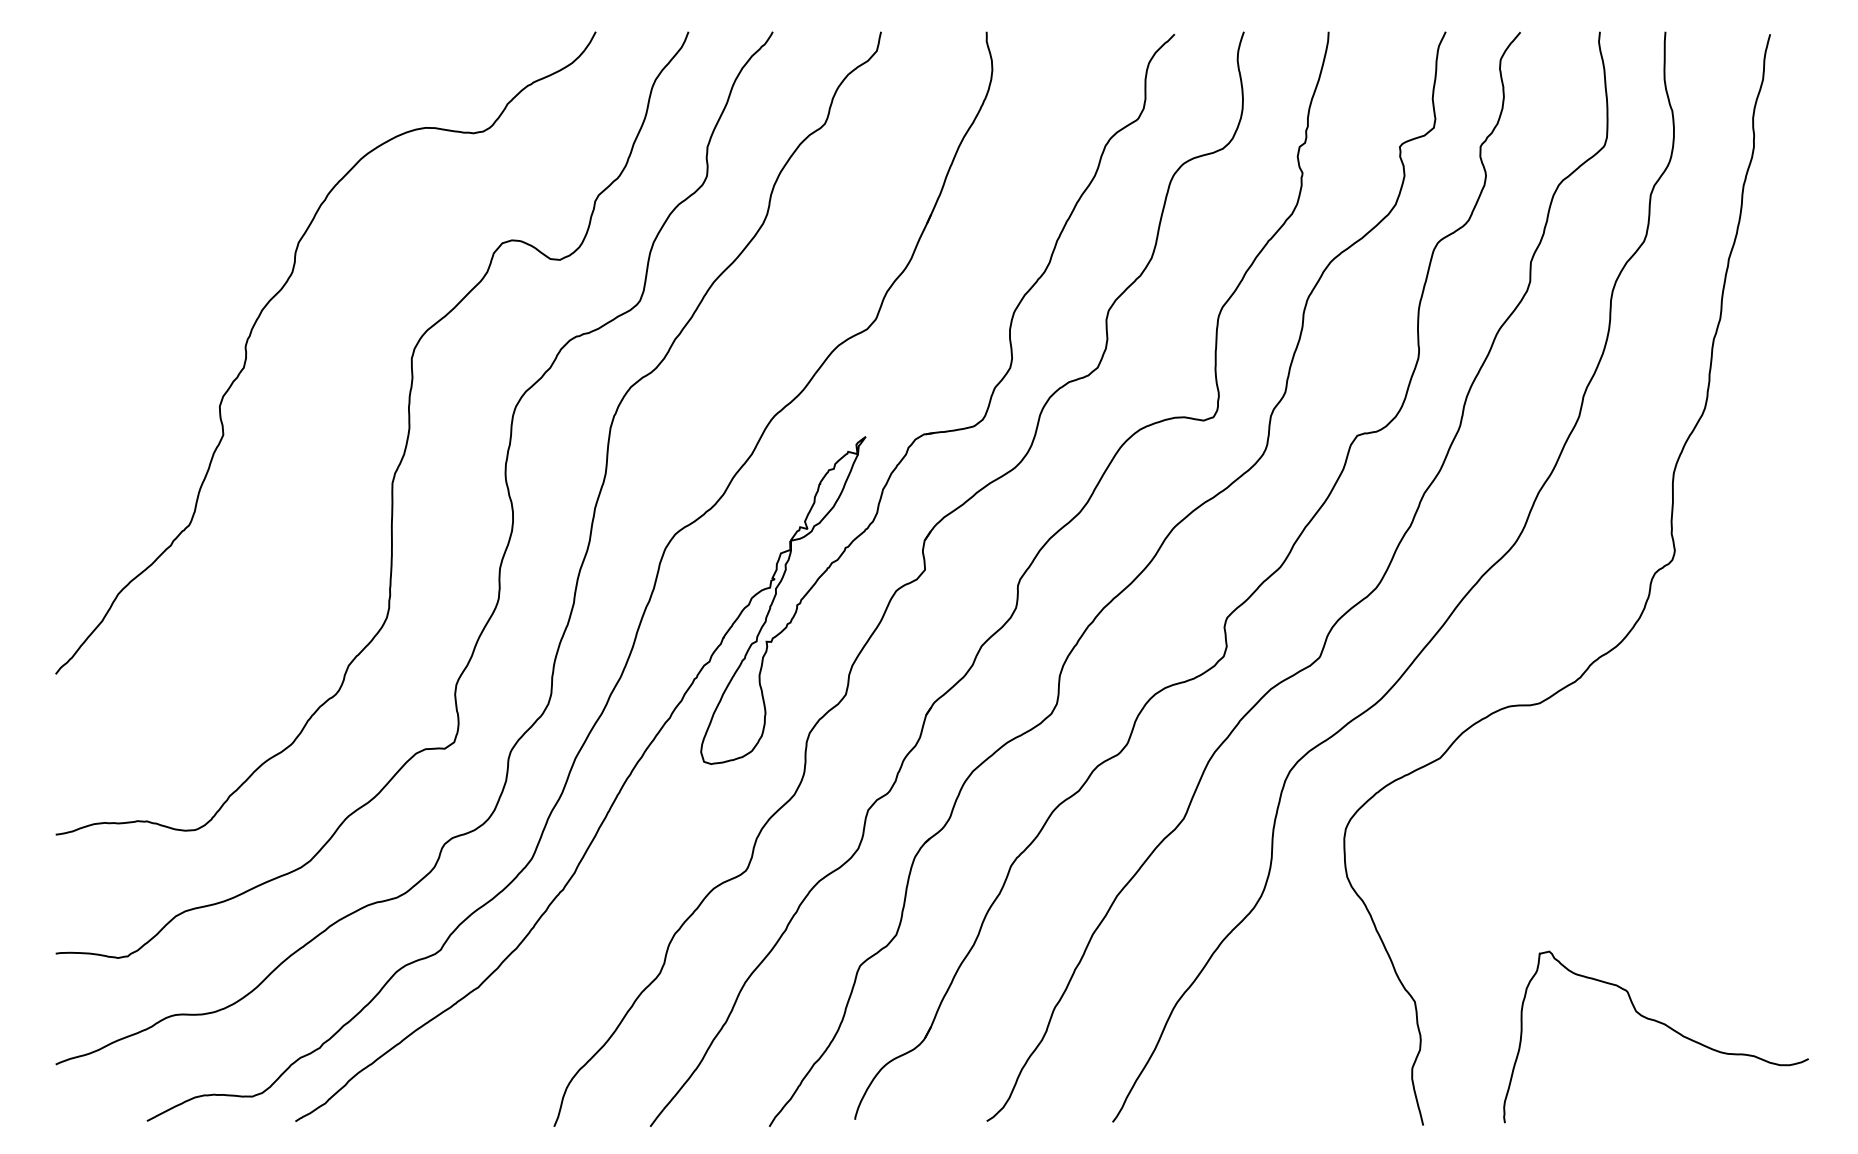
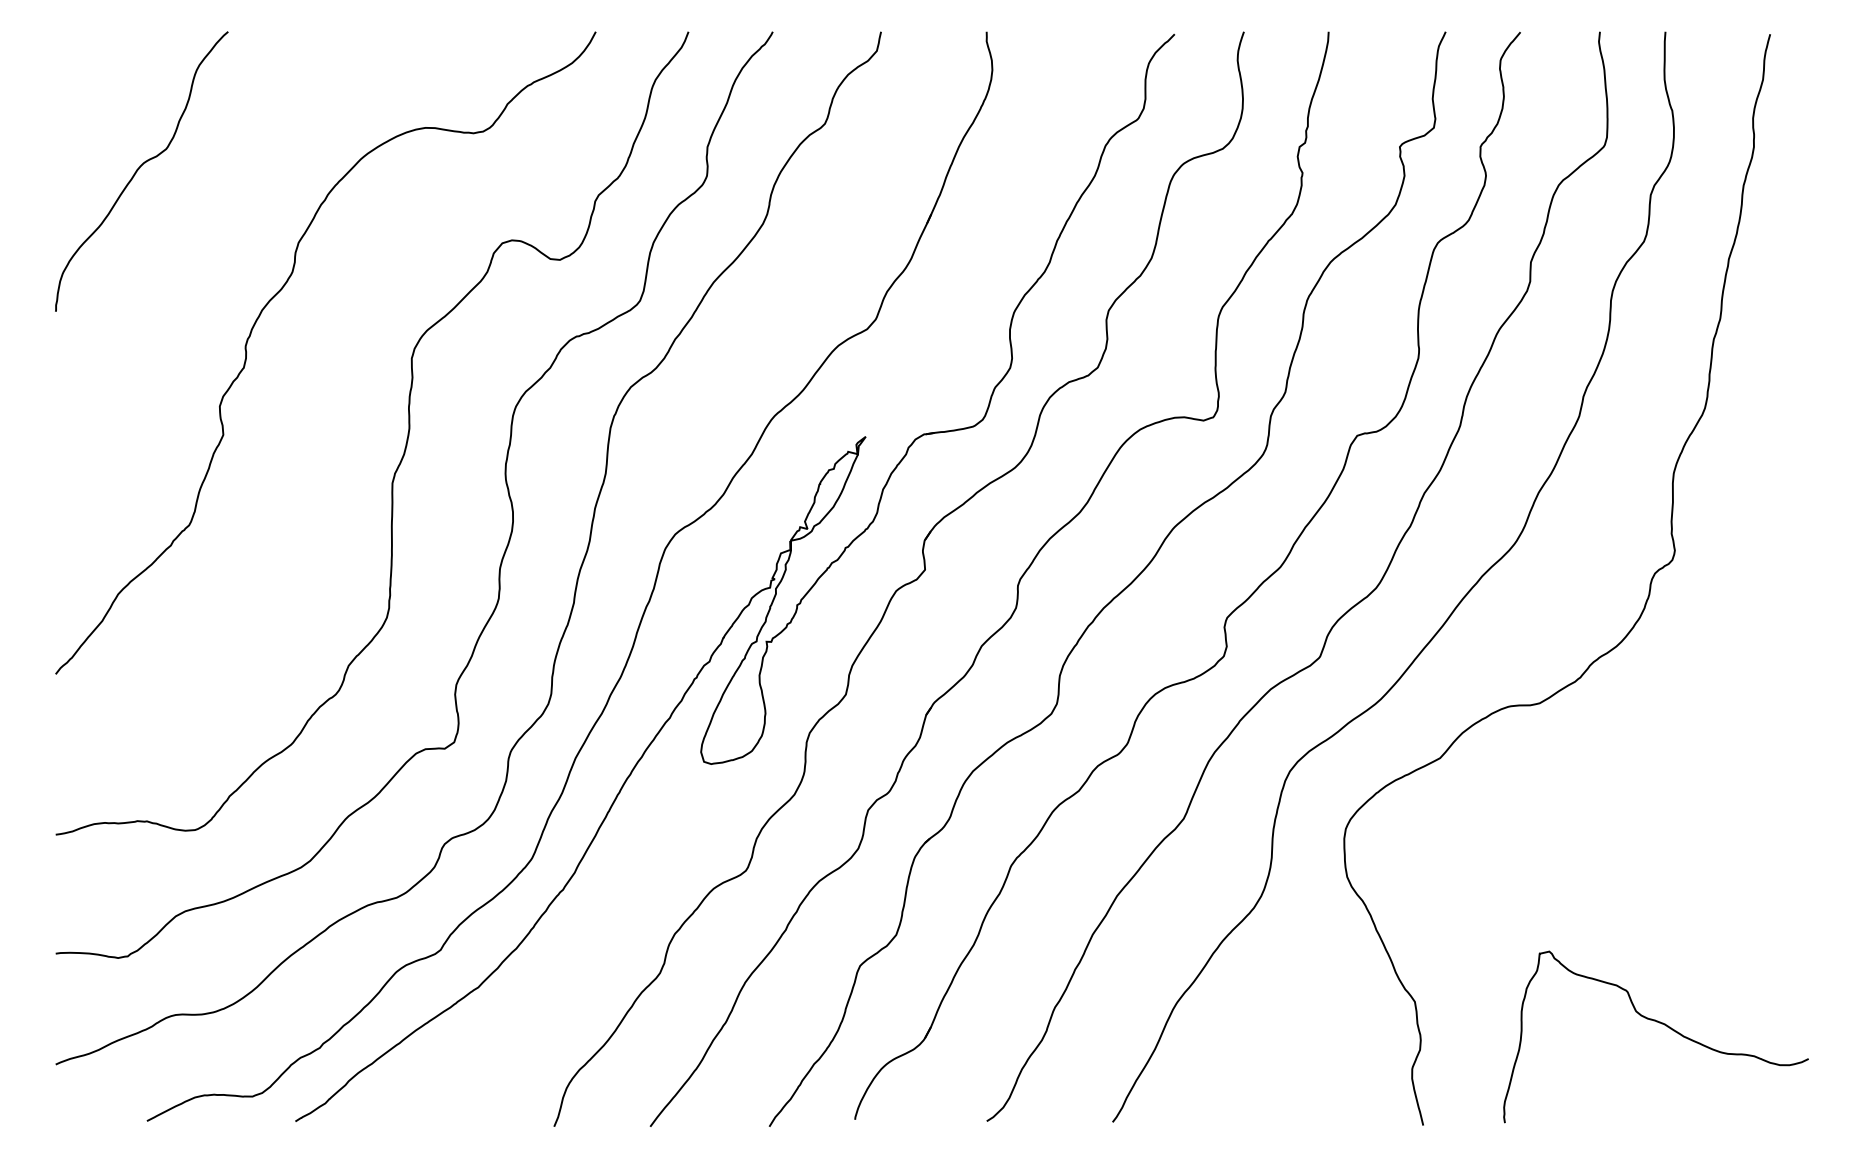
curve: none -> present (139, 169)
